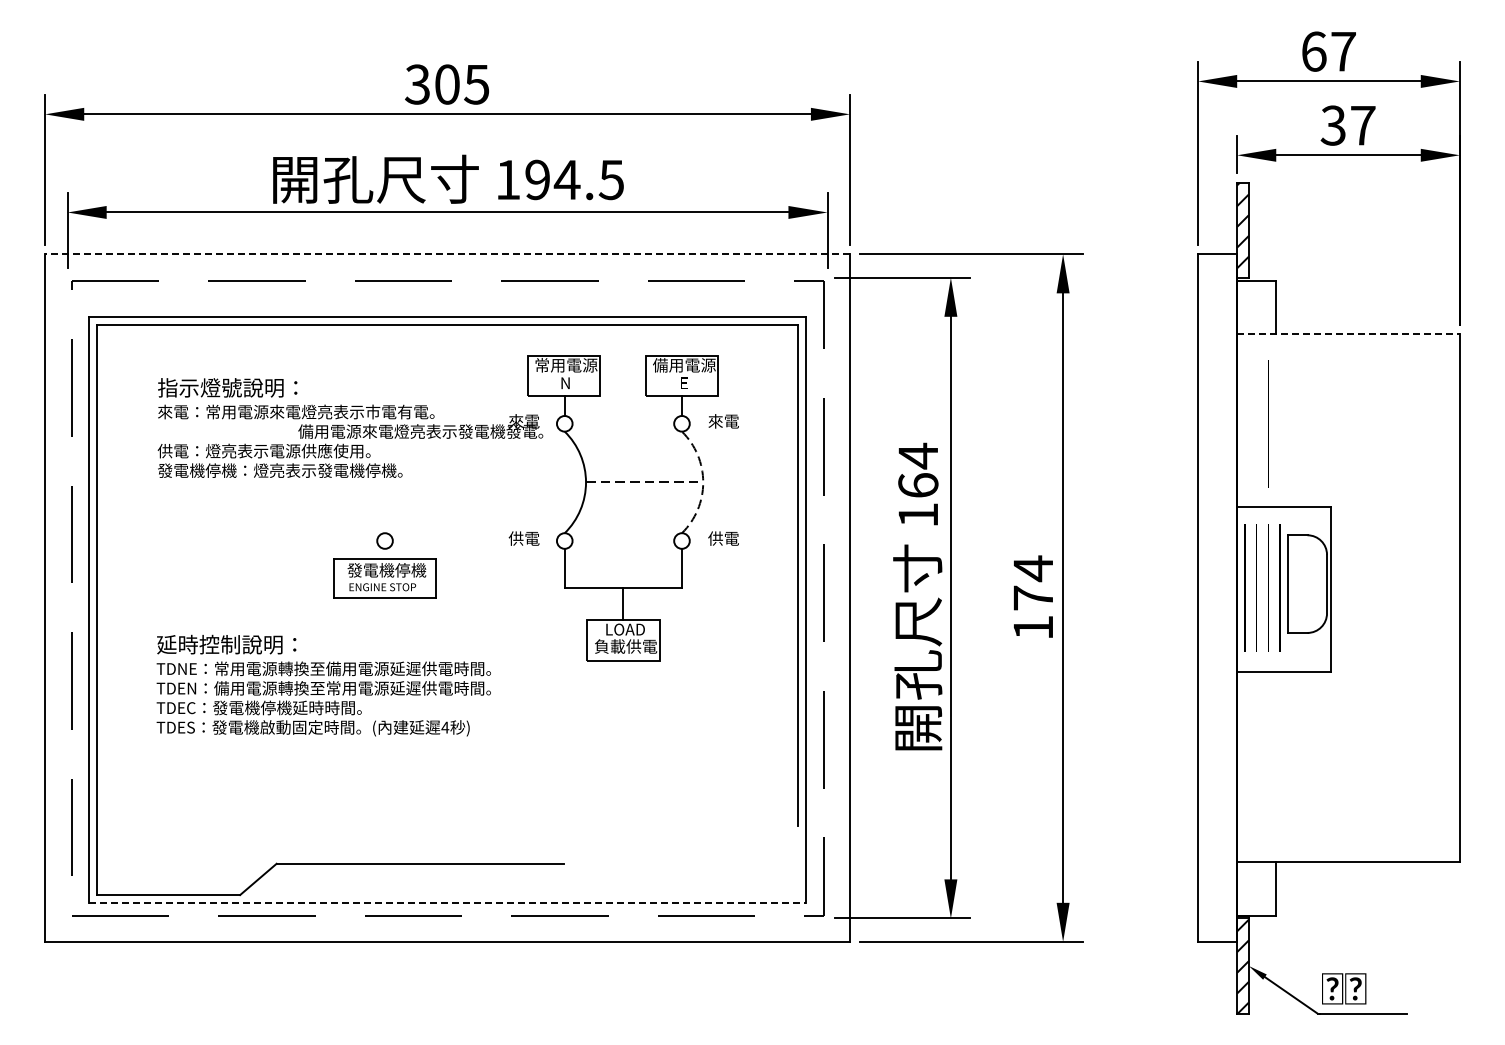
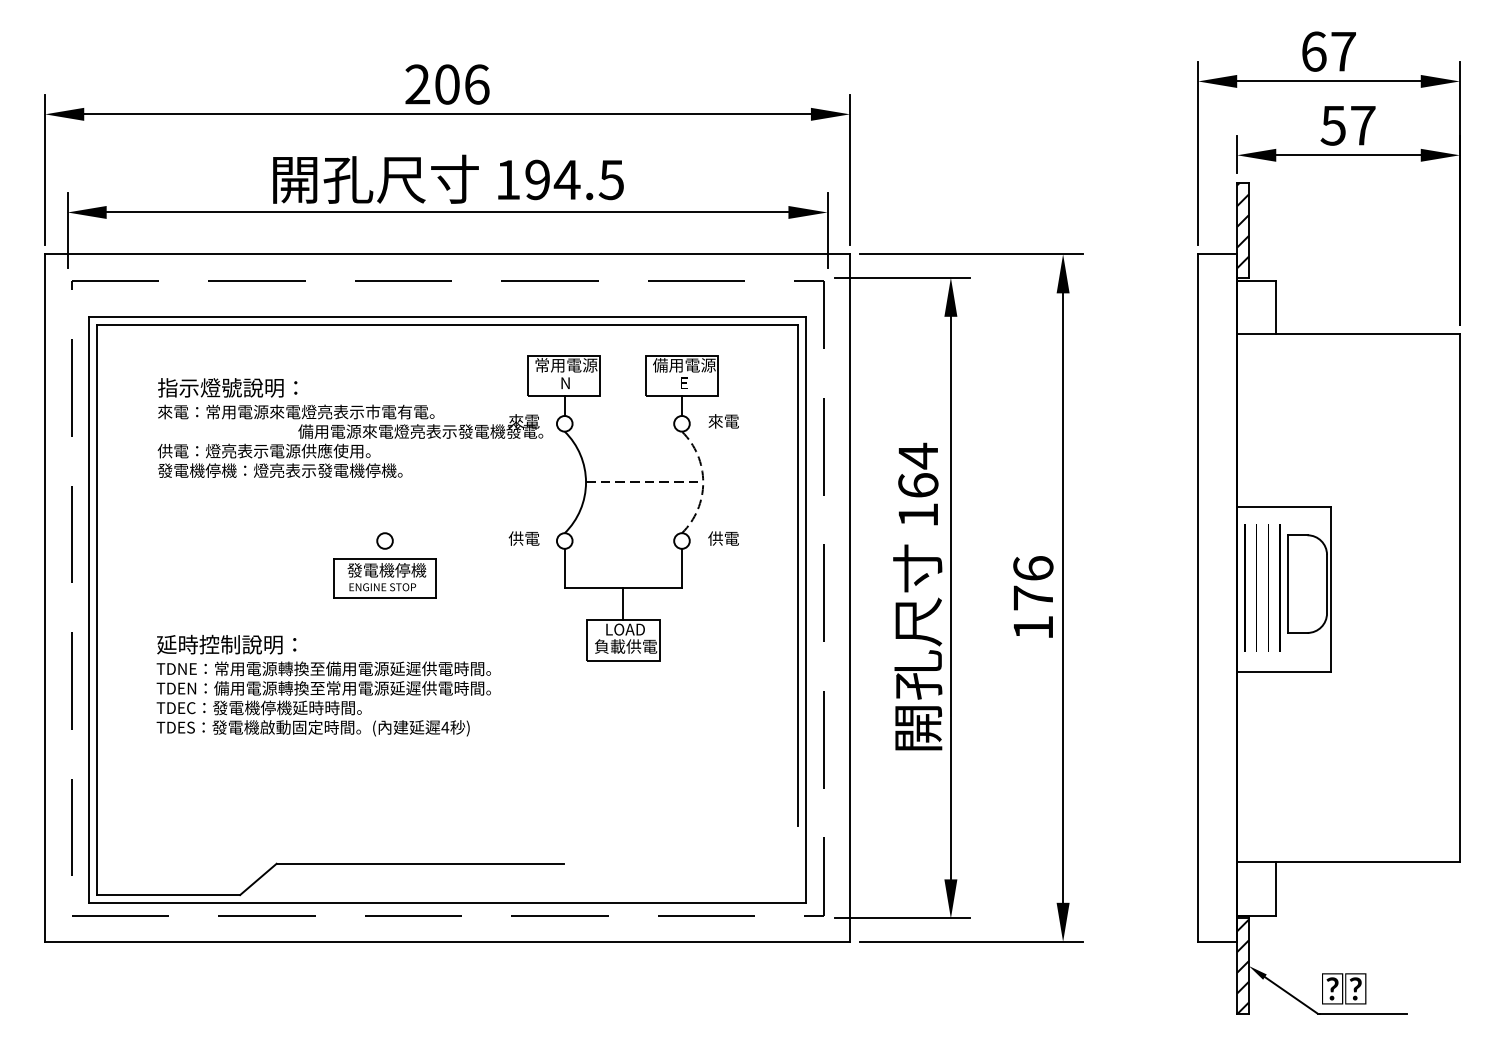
text: 305 -> 206 (447, 84)
text: 37 -> 57 (1333, 125)
line: dashed -> solid (447, 254)
line: dashed -> solid (1349, 334)
line: present -> none (1268, 423)
text: 174 -> 176 (1033, 568)
line: dashed -> solid (448, 902)
